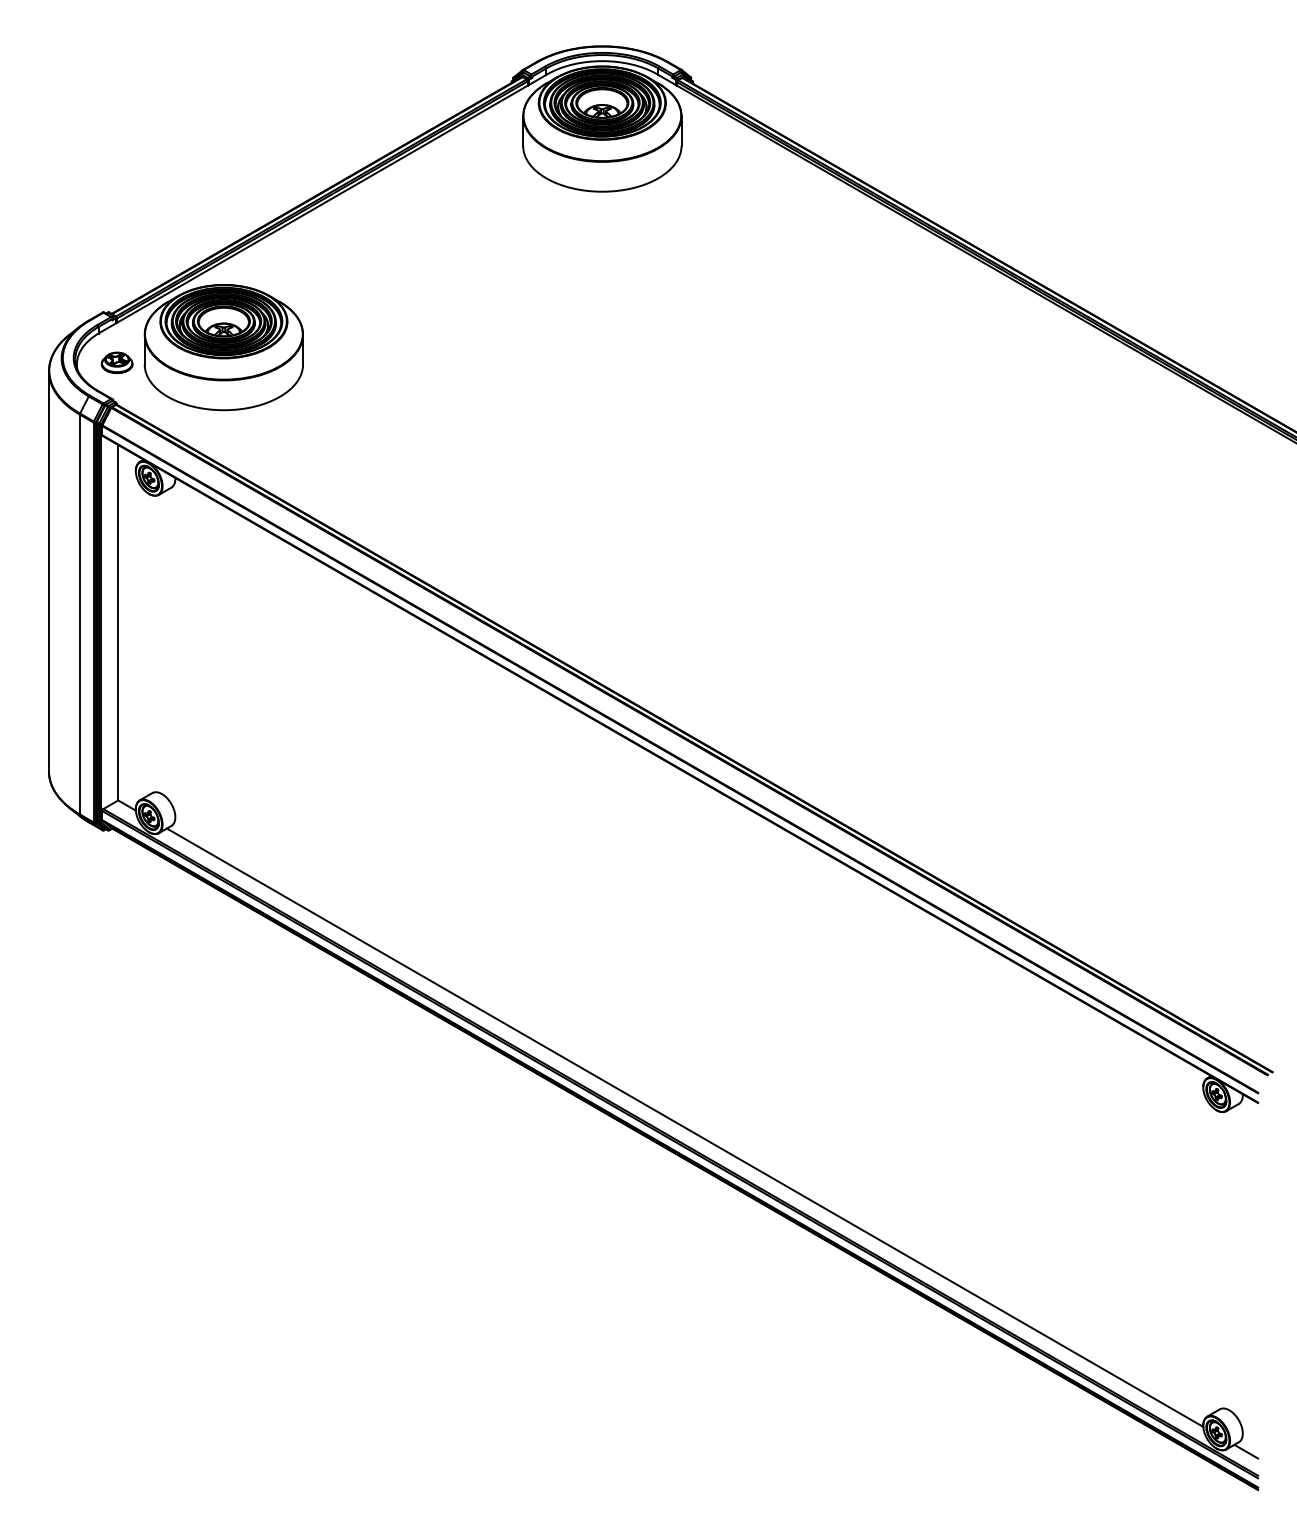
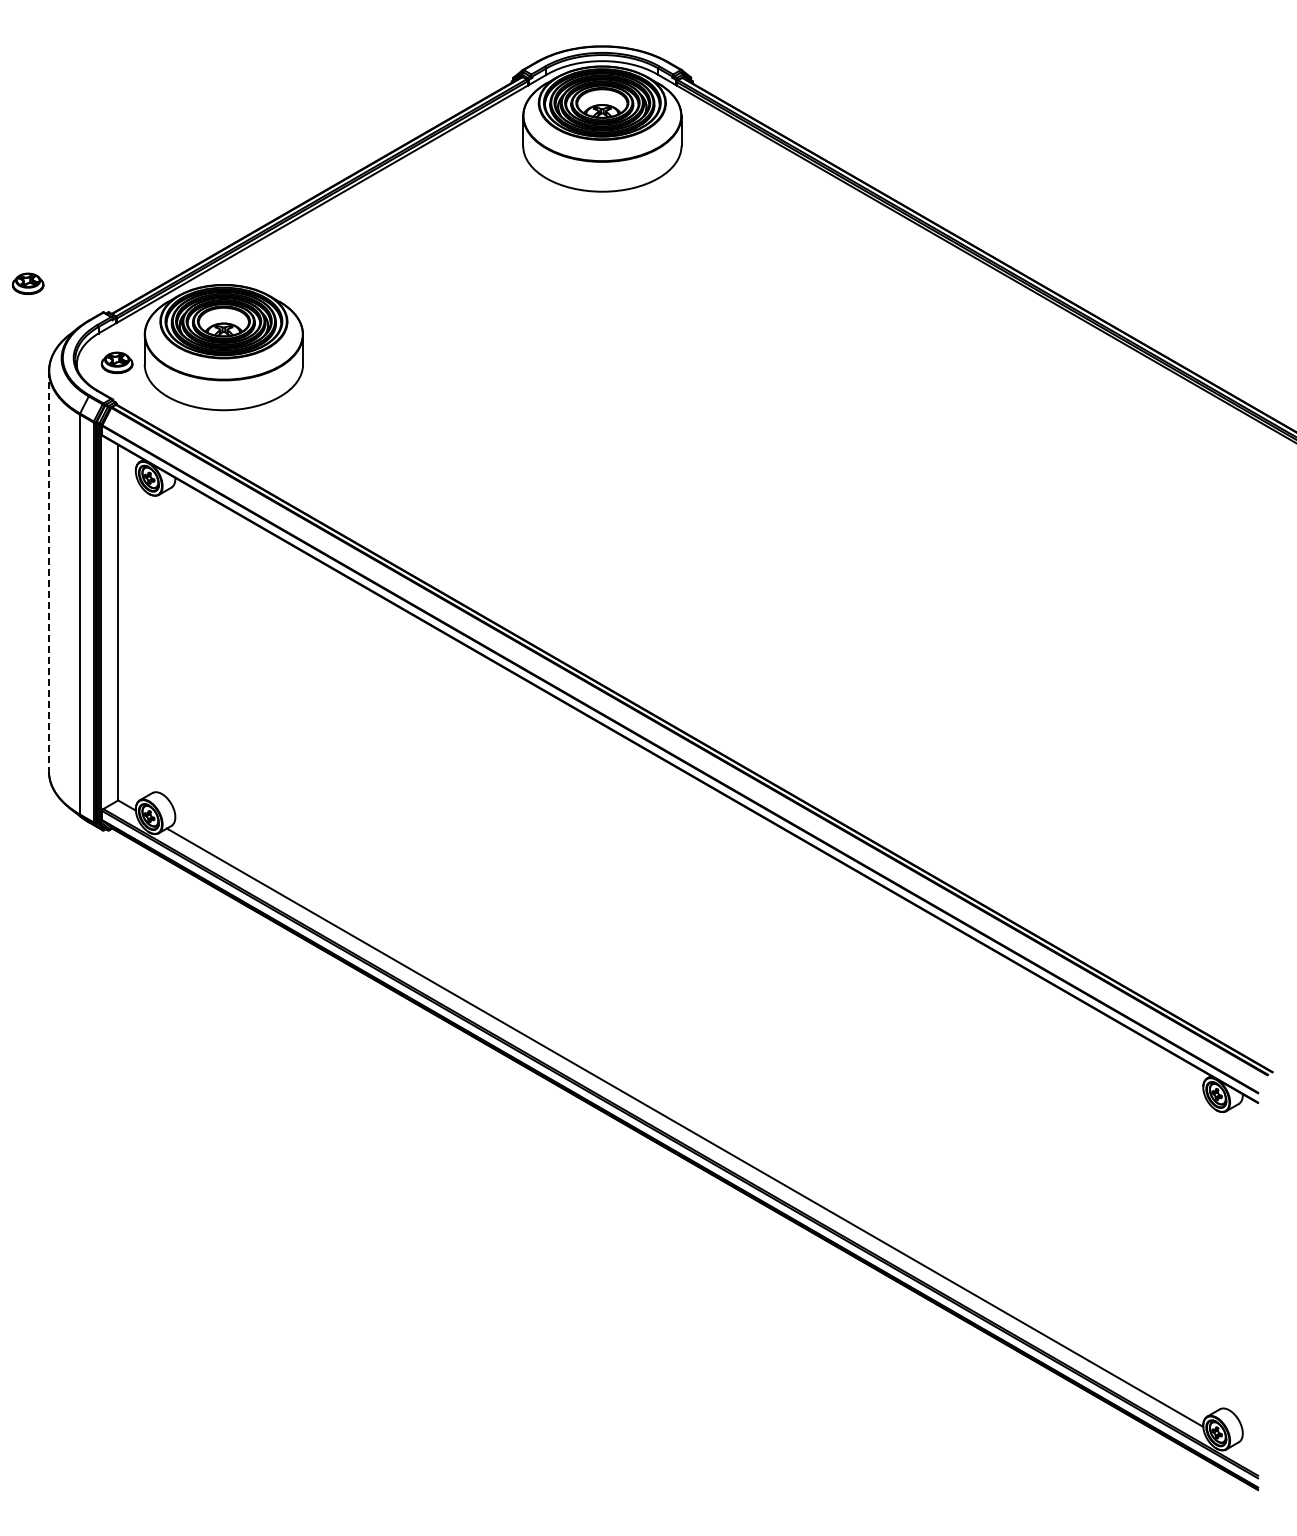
part: none -> present (27, 283)
line: solid -> dashed (48, 571)
line: present -> none (1246, 1451)
